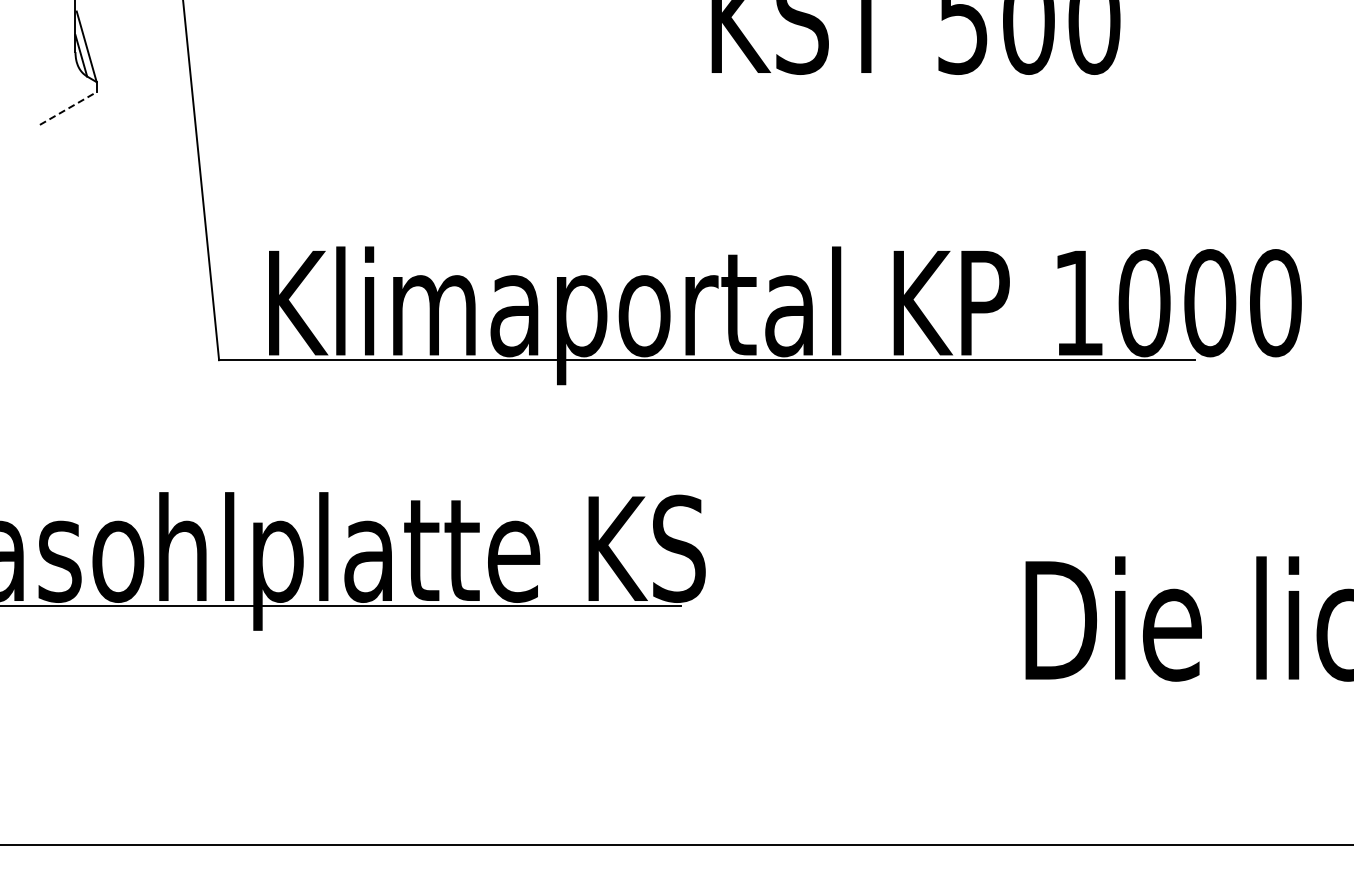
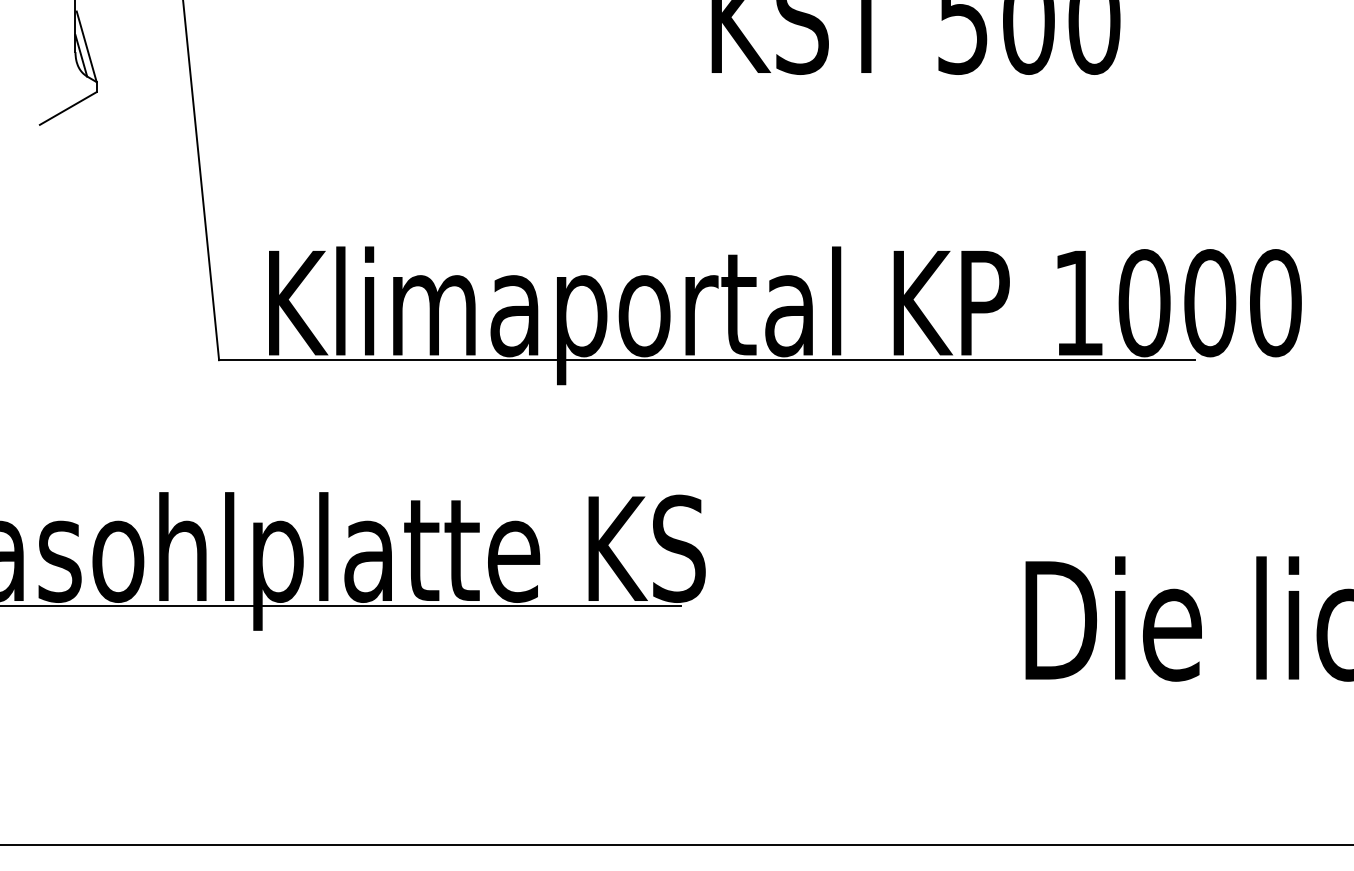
line: dashed -> solid (68, 108)
